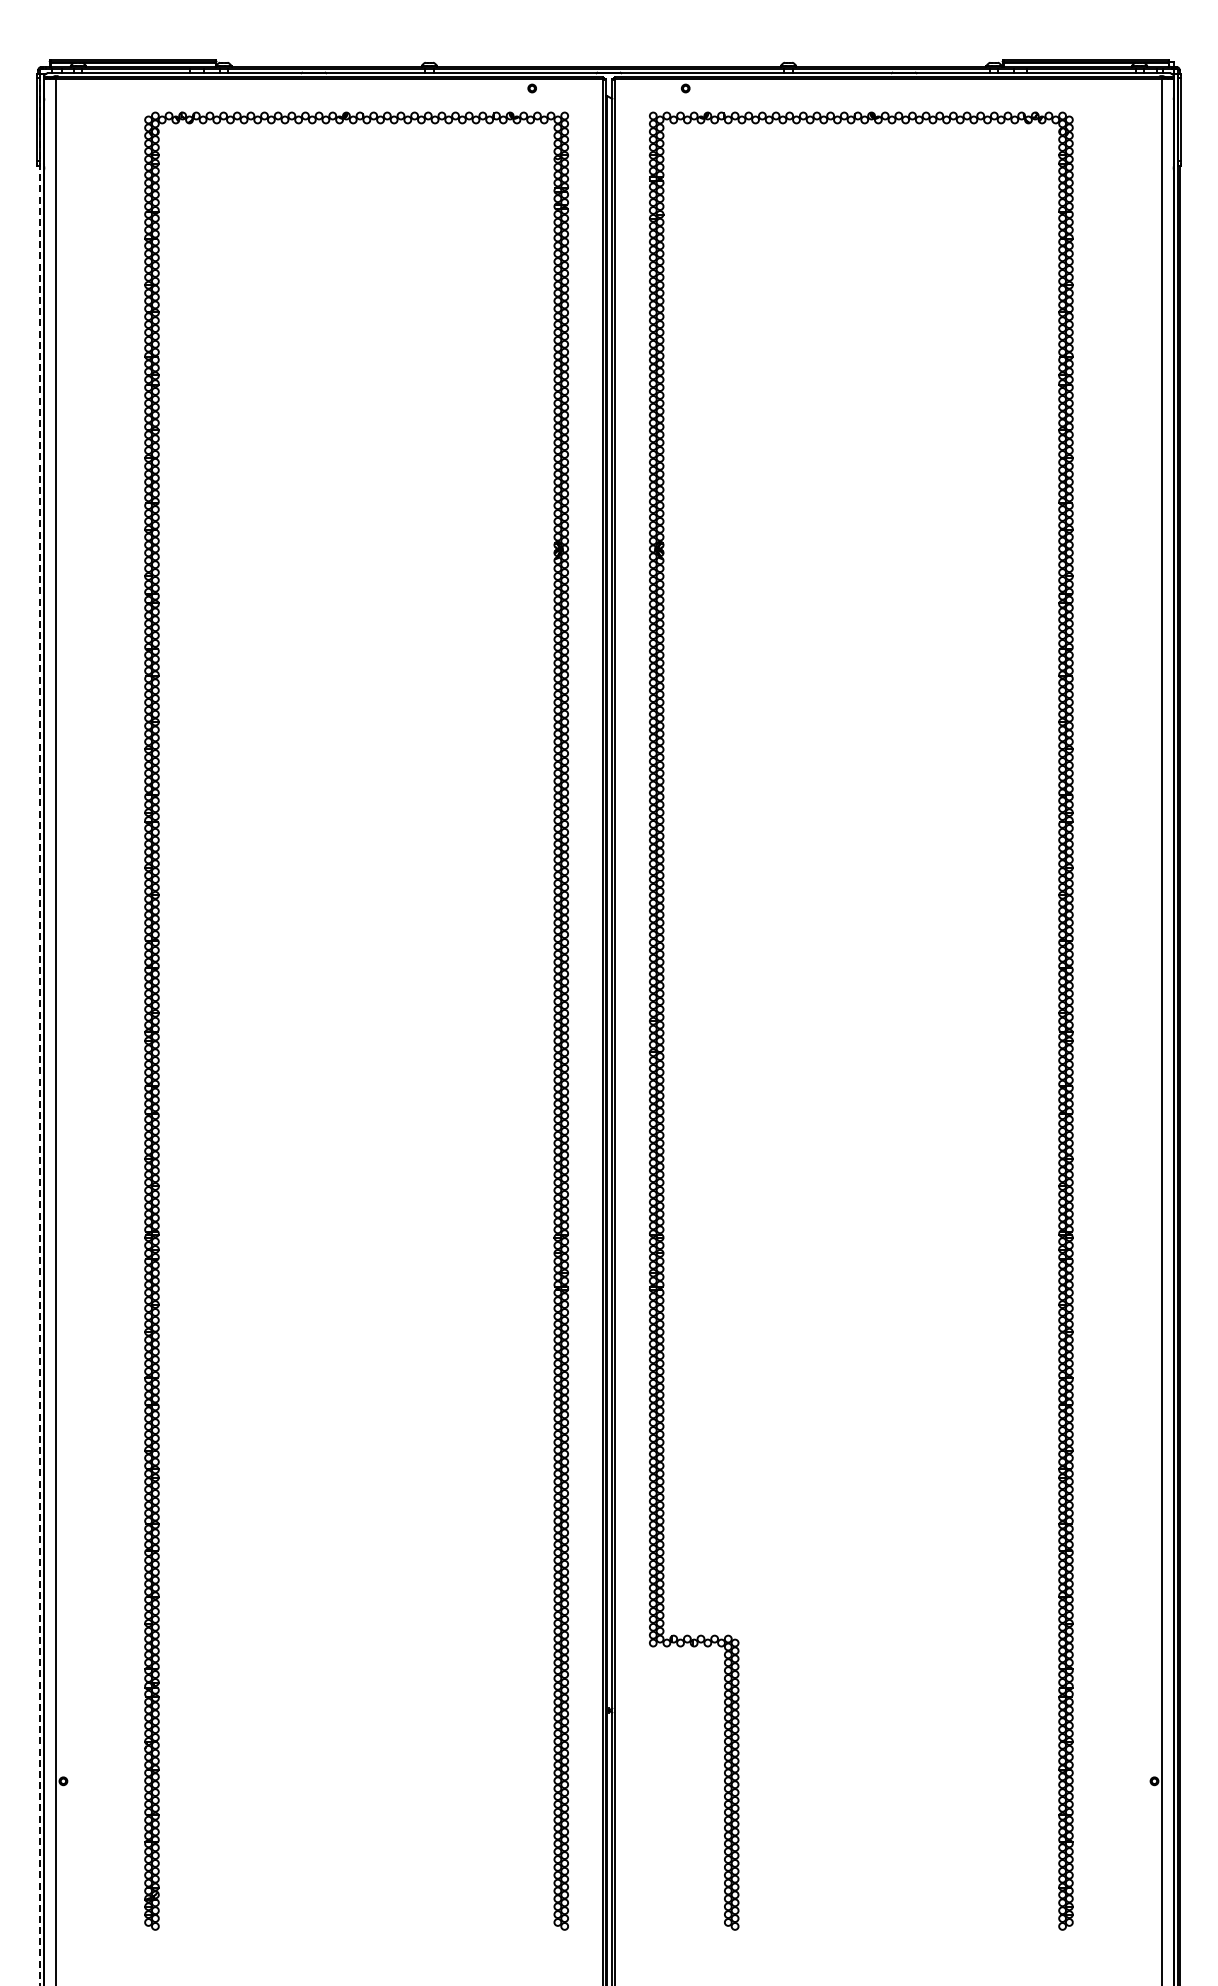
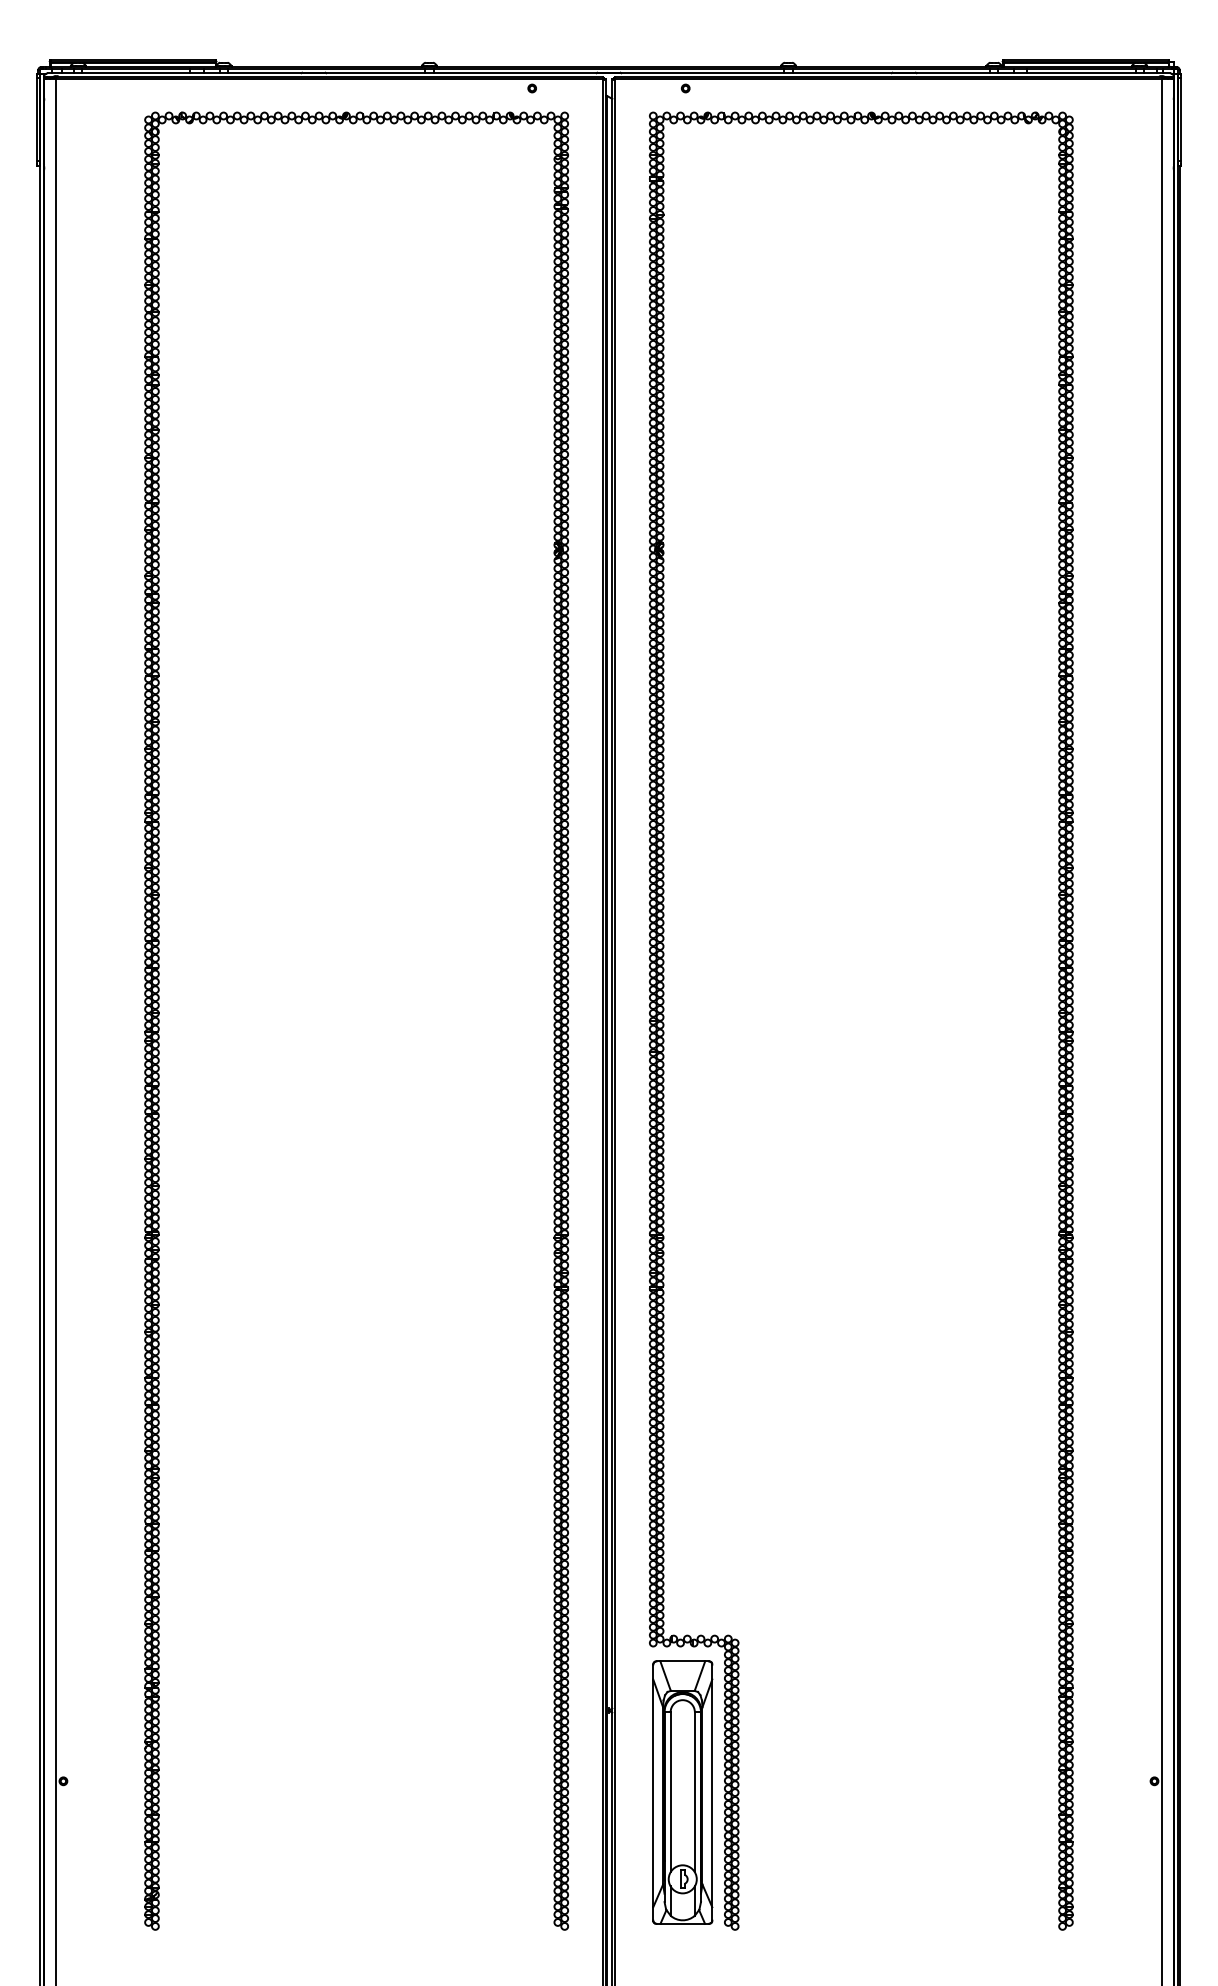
line: dashed -> solid (39, 1029)
part: none -> present (682, 1792)
